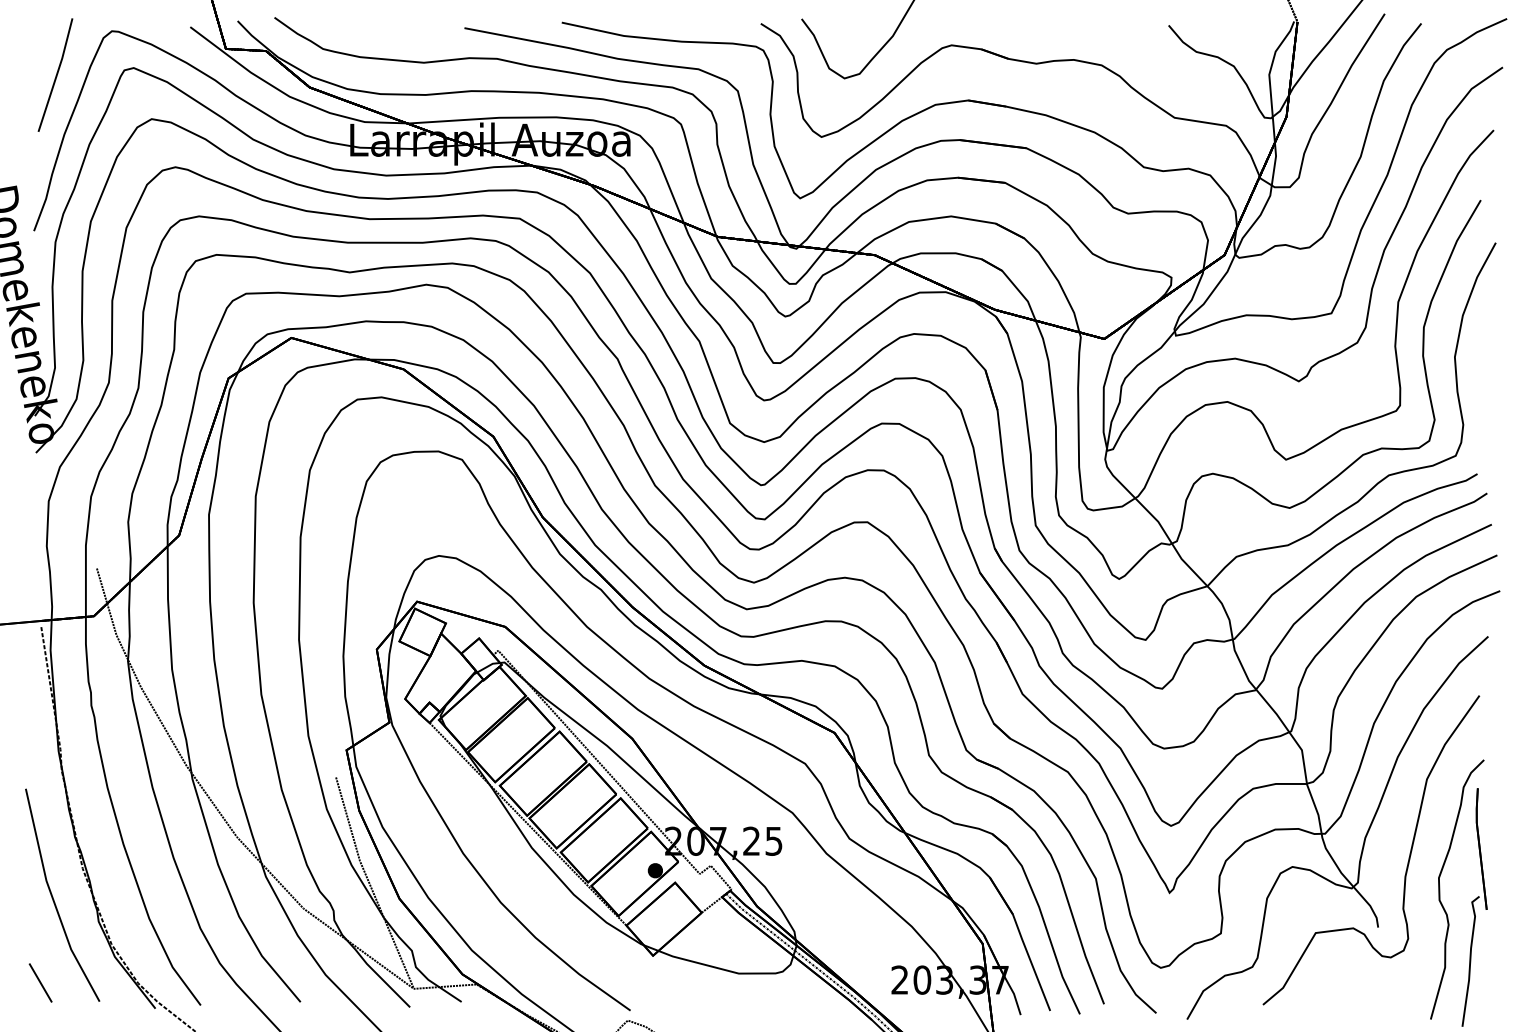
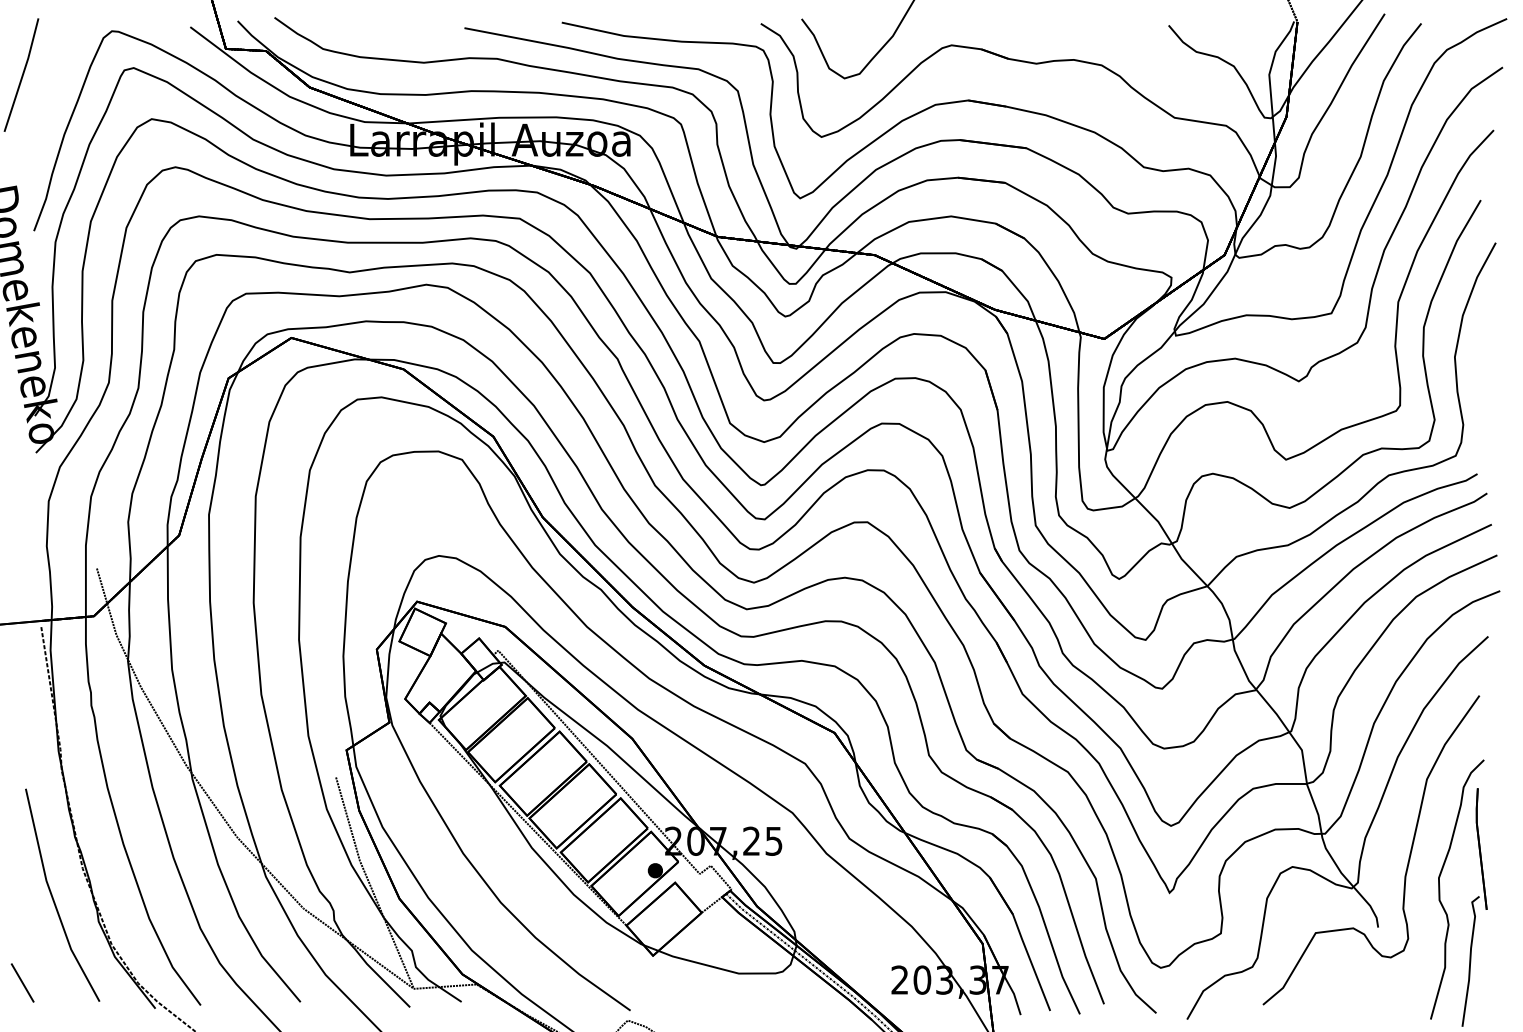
line position: (56, 74) -> (22, 74) (22, 74)
line position: (40, 982) -> (22, 982) (22, 982)
